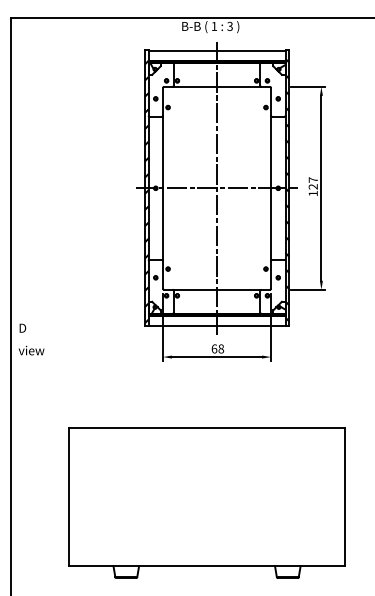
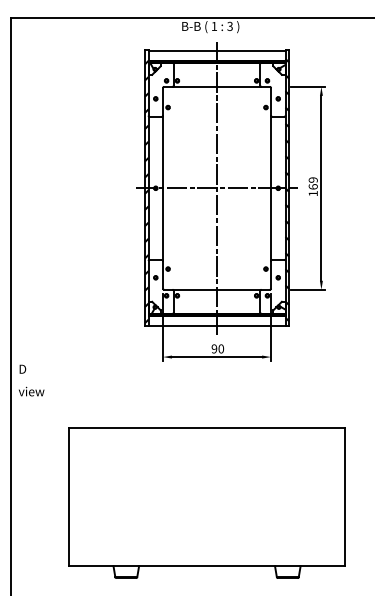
text: 127 -> 169 (312, 183)
text position: (31, 339) -> (31, 380) (31, 380)
text: 68 -> 90 (217, 348)
